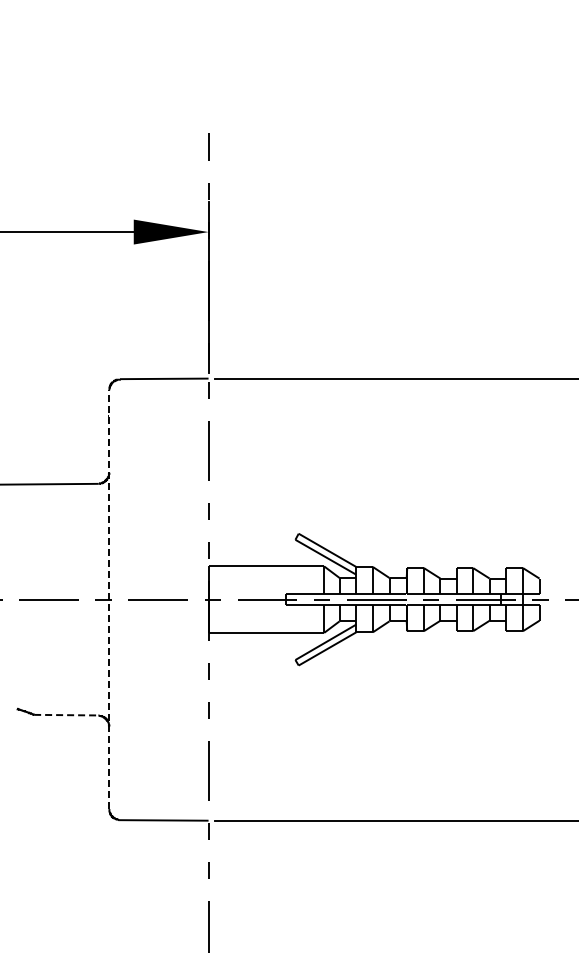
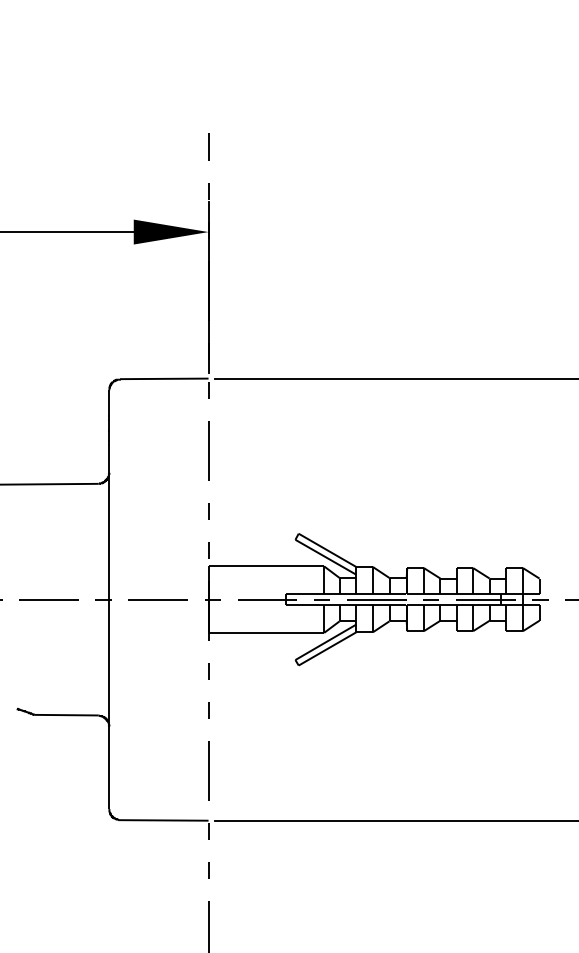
line: dashed -> solid (109, 599)
line: dashed -> solid (66, 715)
